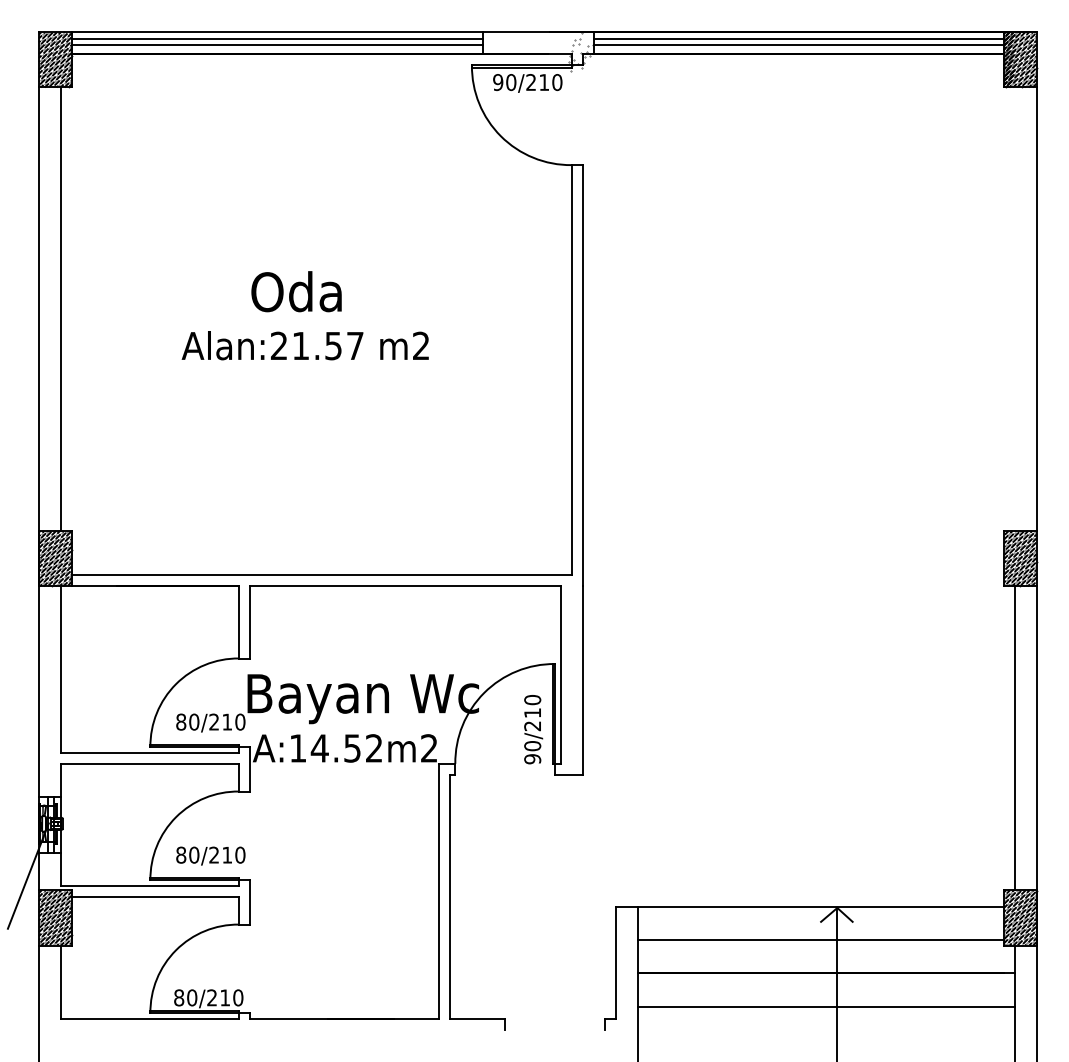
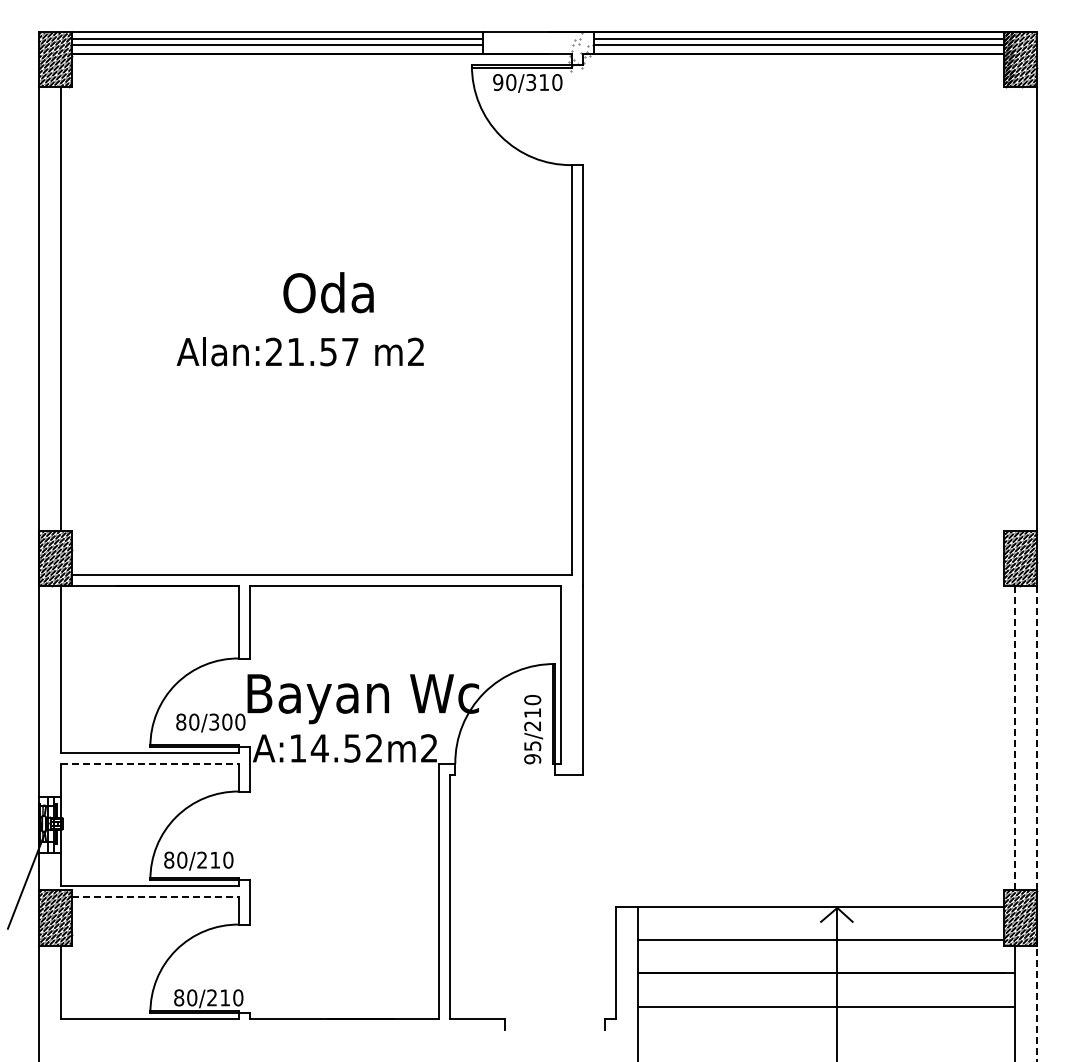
text: 90/210 -> 90/310 (531, 82)
text position: (296, 291) -> (328, 292) (328, 292)
text position: (304, 345) -> (299, 351) (299, 351)
text: 80/210 -> 80/300 (220, 721)
line: solid -> dashed (1014, 738)
text: 90/210 -> 95/210 (532, 746)
line: solid -> dashed (150, 763)
line: solid -> dashed (1036, 824)
text position: (210, 855) -> (198, 860) (198, 860)
line: solid -> dashed (156, 896)
